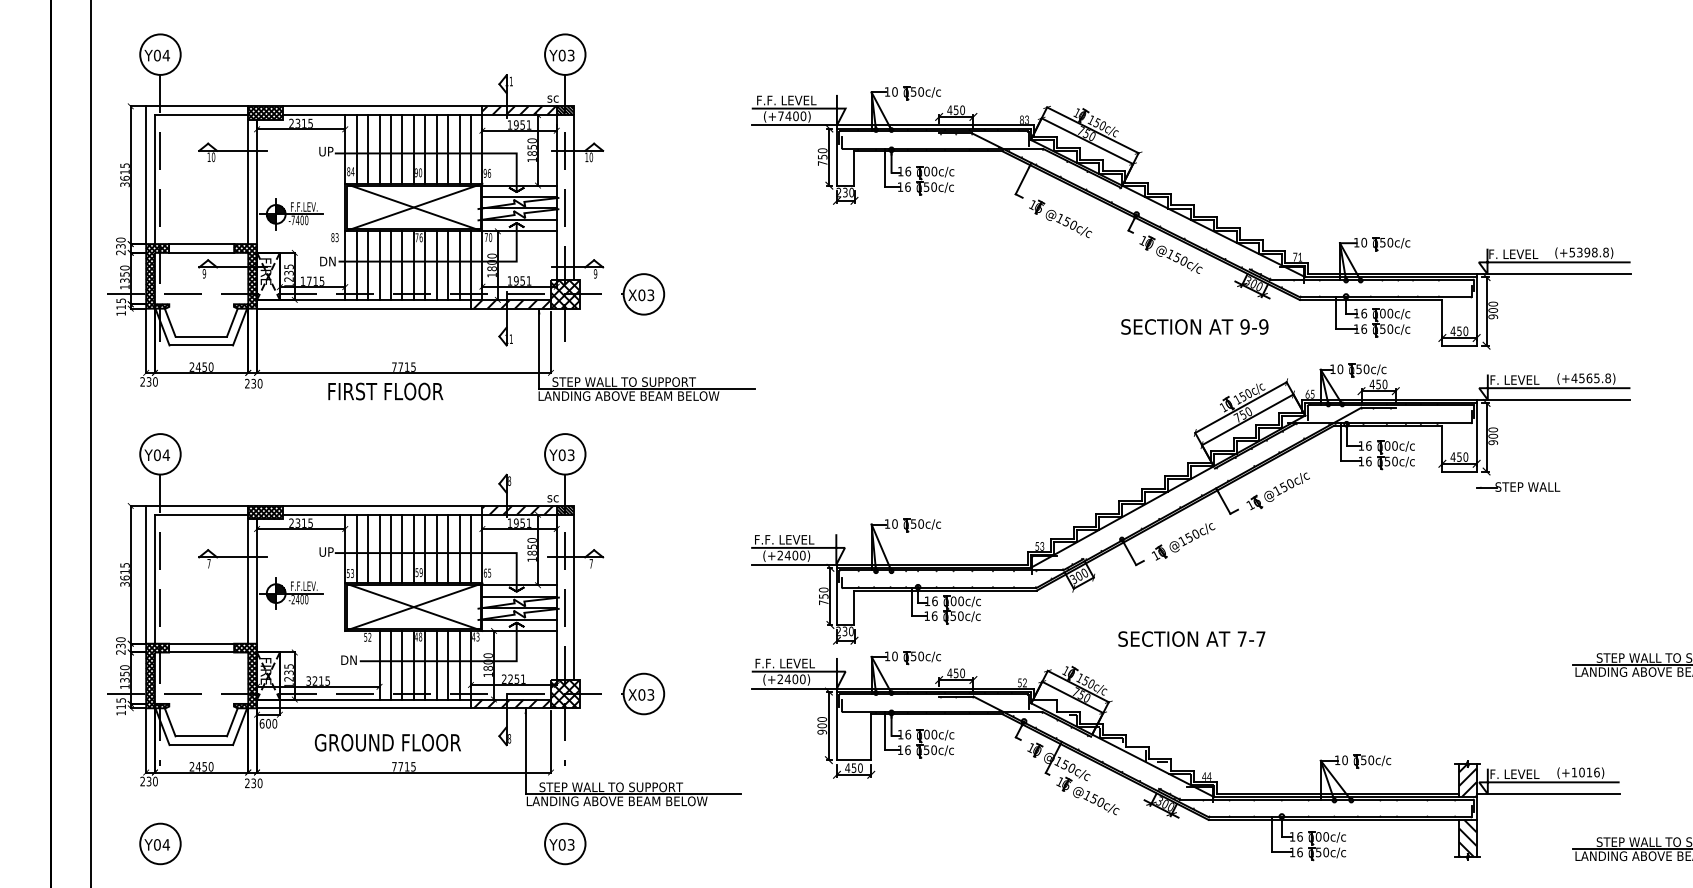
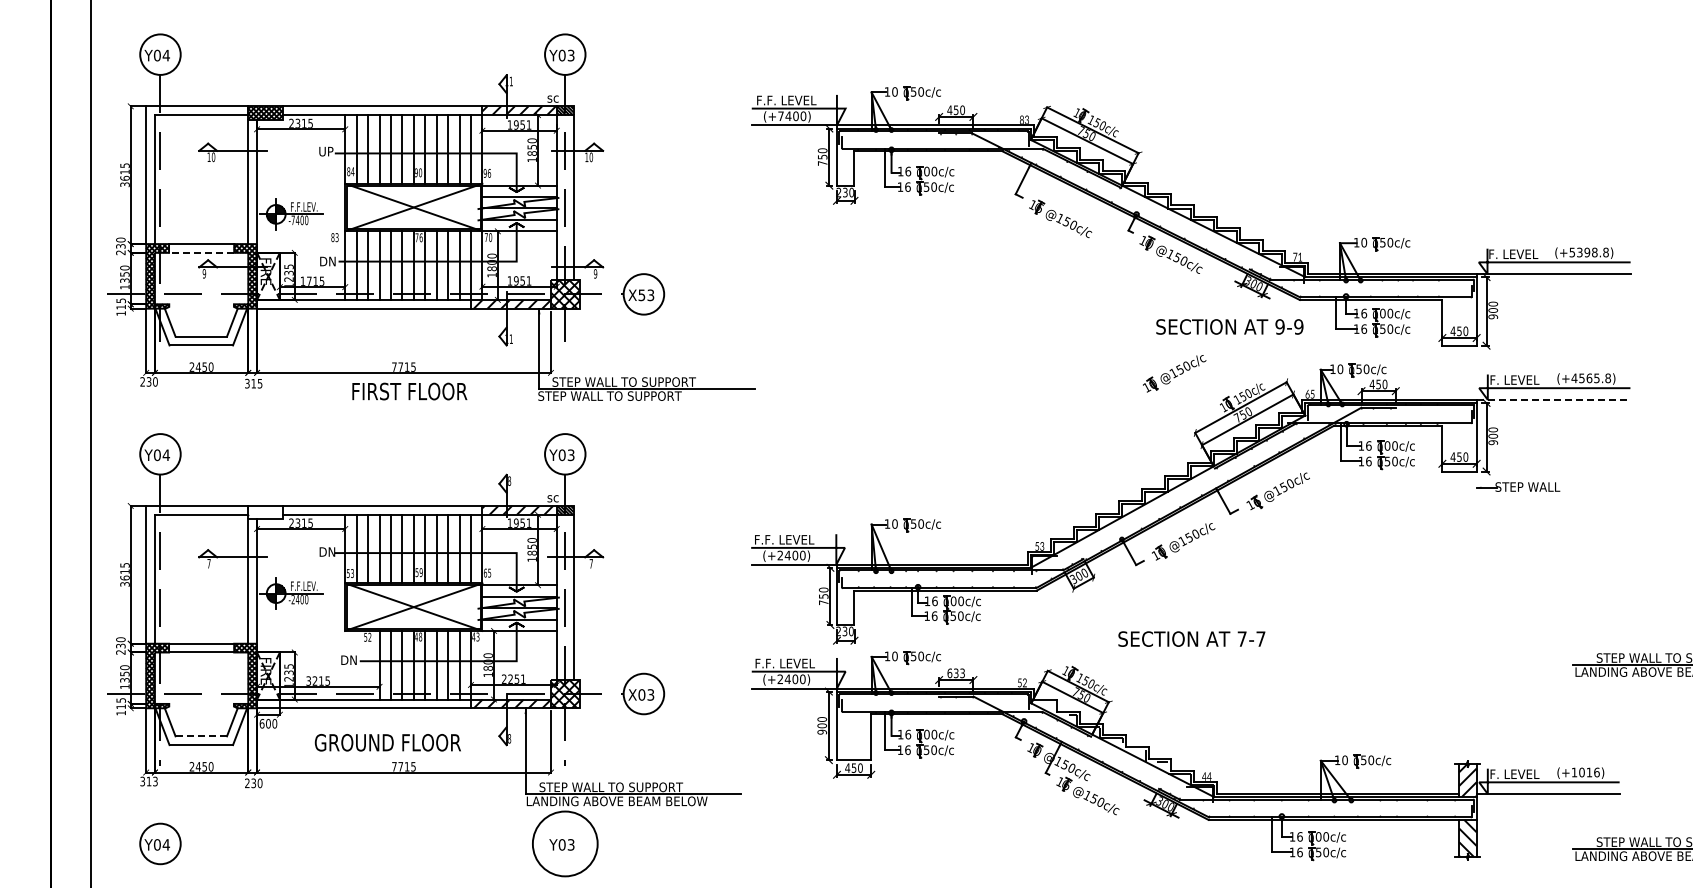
line: solid -> dashed (201, 252)
text: X03 -> X53 (641, 295)
text position: (1194, 326) -> (1229, 326) (1229, 326)
part: none -> present (1174, 373)
text: 230 -> 315 (253, 383)
text position: (385, 391) -> (409, 391) (409, 391)
text: LANDING ABOVE BEAM BELOW -> STEP WALL TO SUPPORT (628, 395)
line: solid -> dashed (1553, 399)
hatch: present -> none (265, 512)
text: UP -> DN (327, 551)
text: 450 -> 633 (956, 673)
line: solid -> dashed (201, 736)
text: 230 -> 313 (148, 781)
circle diameter: 41 px -> 65 px (564, 843)
